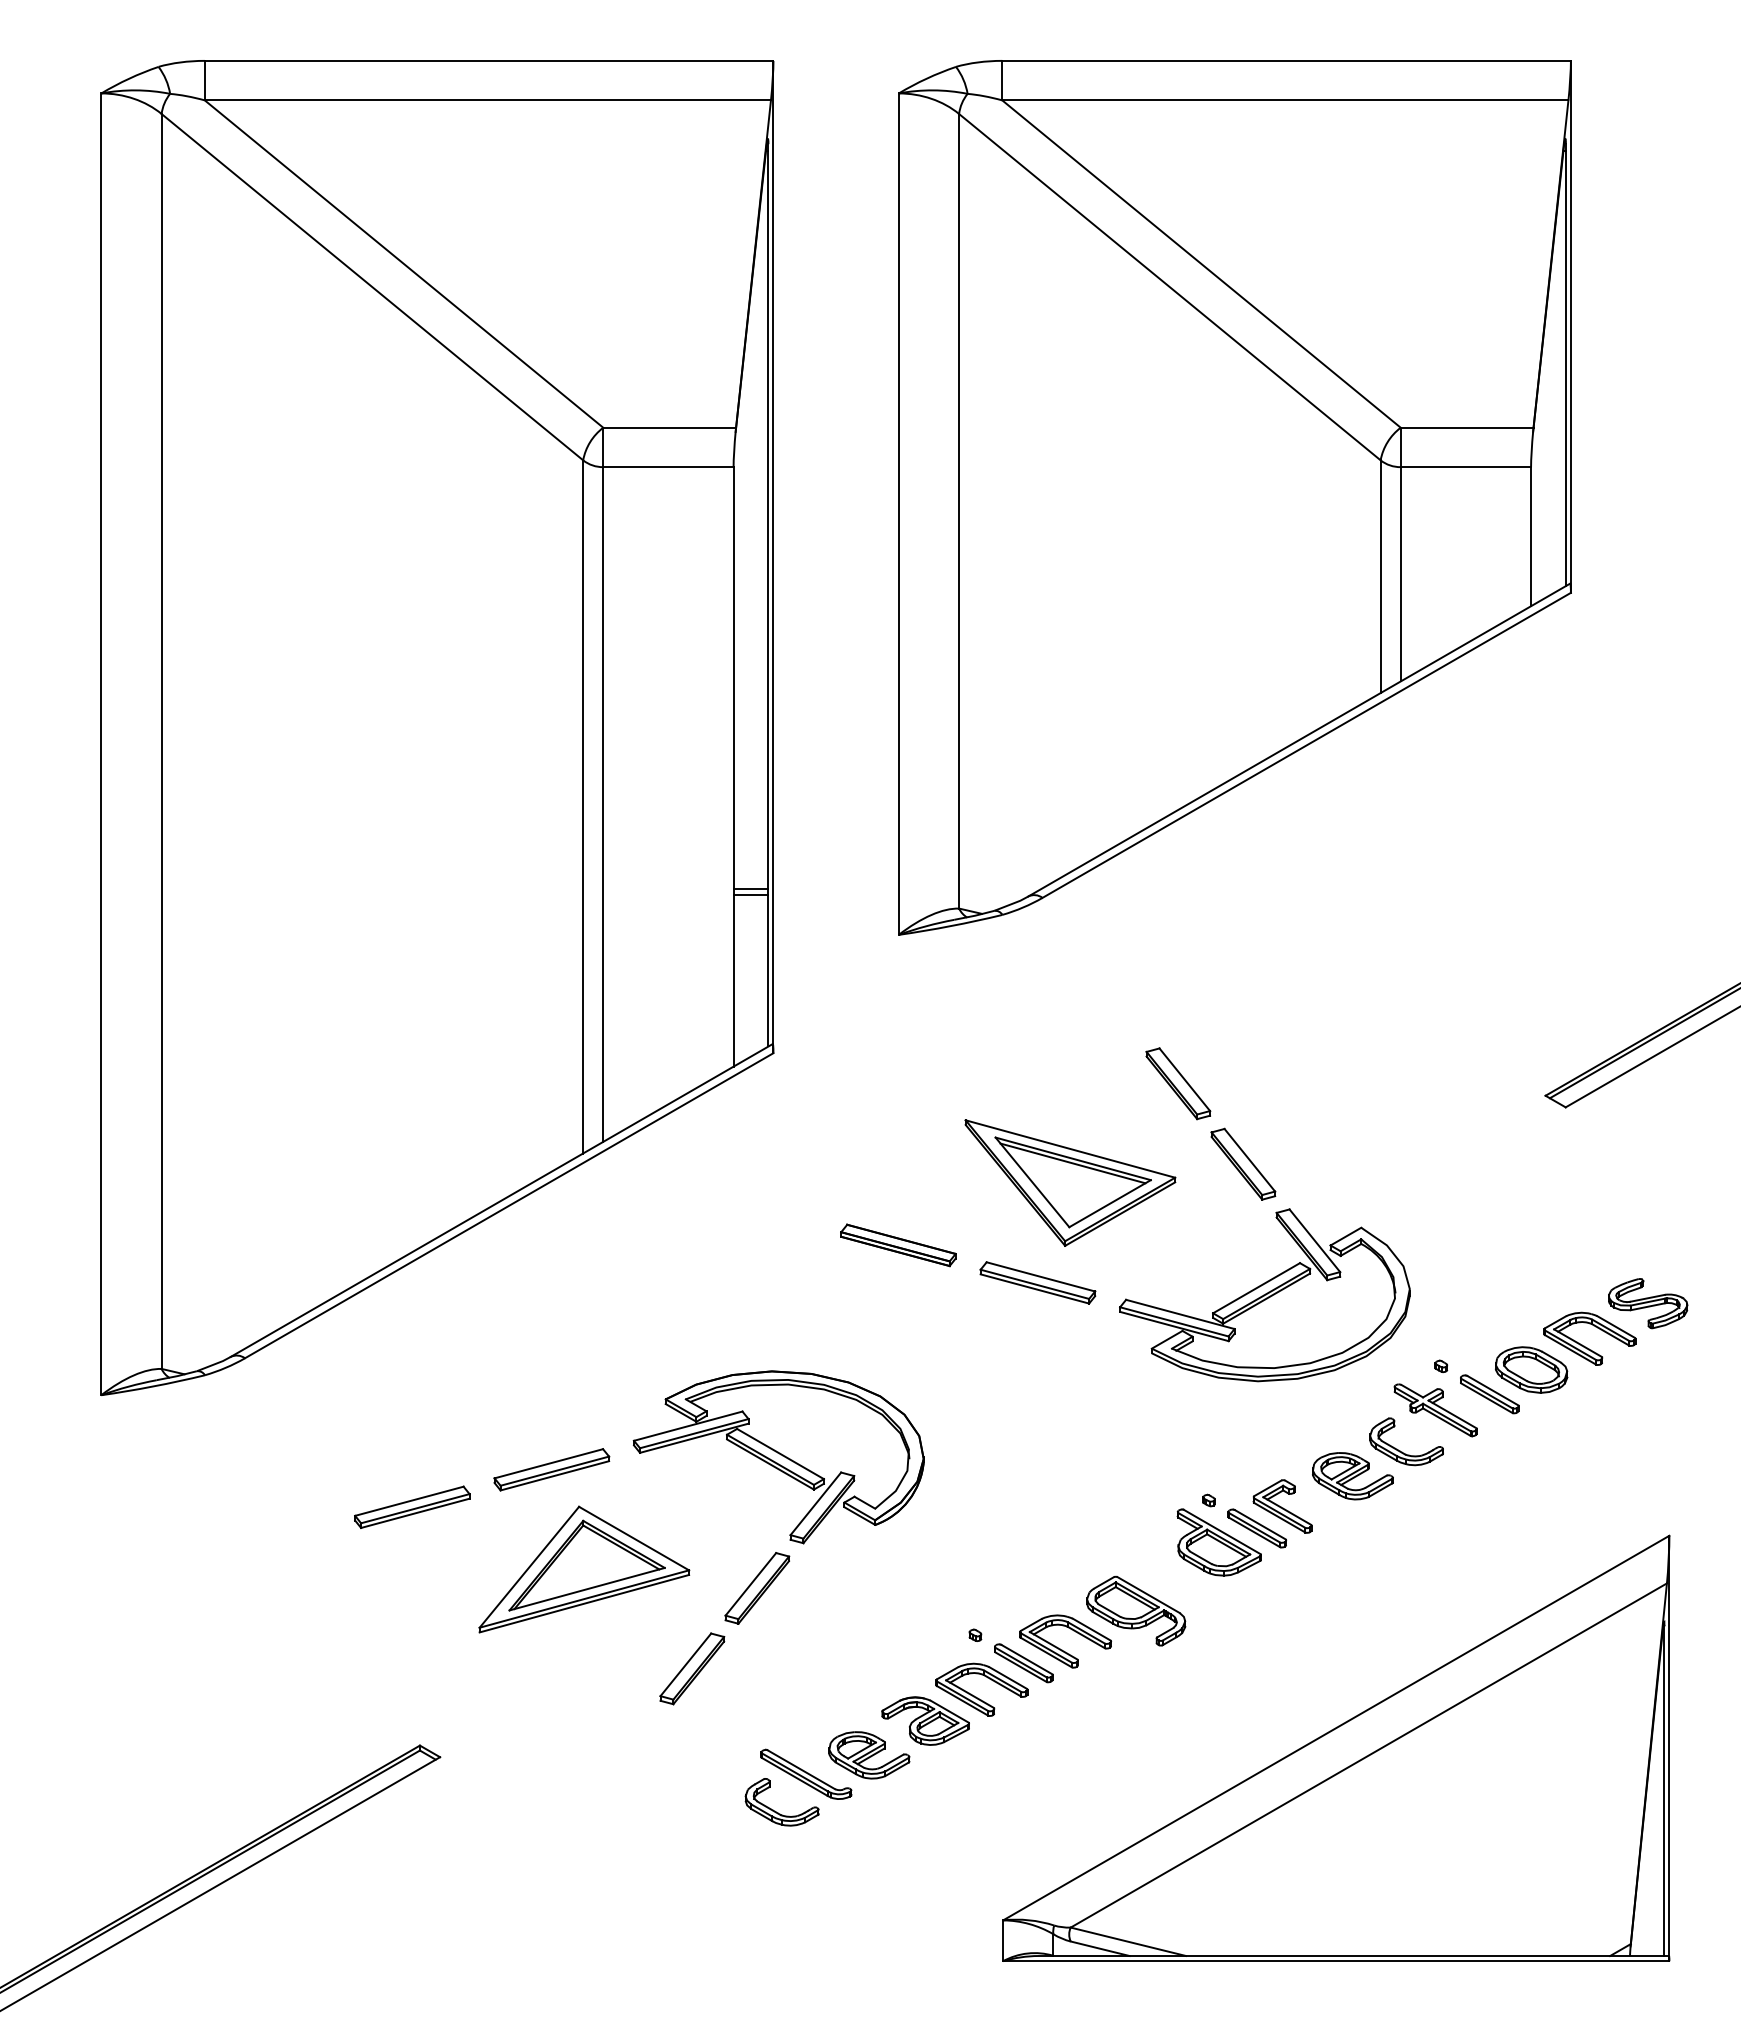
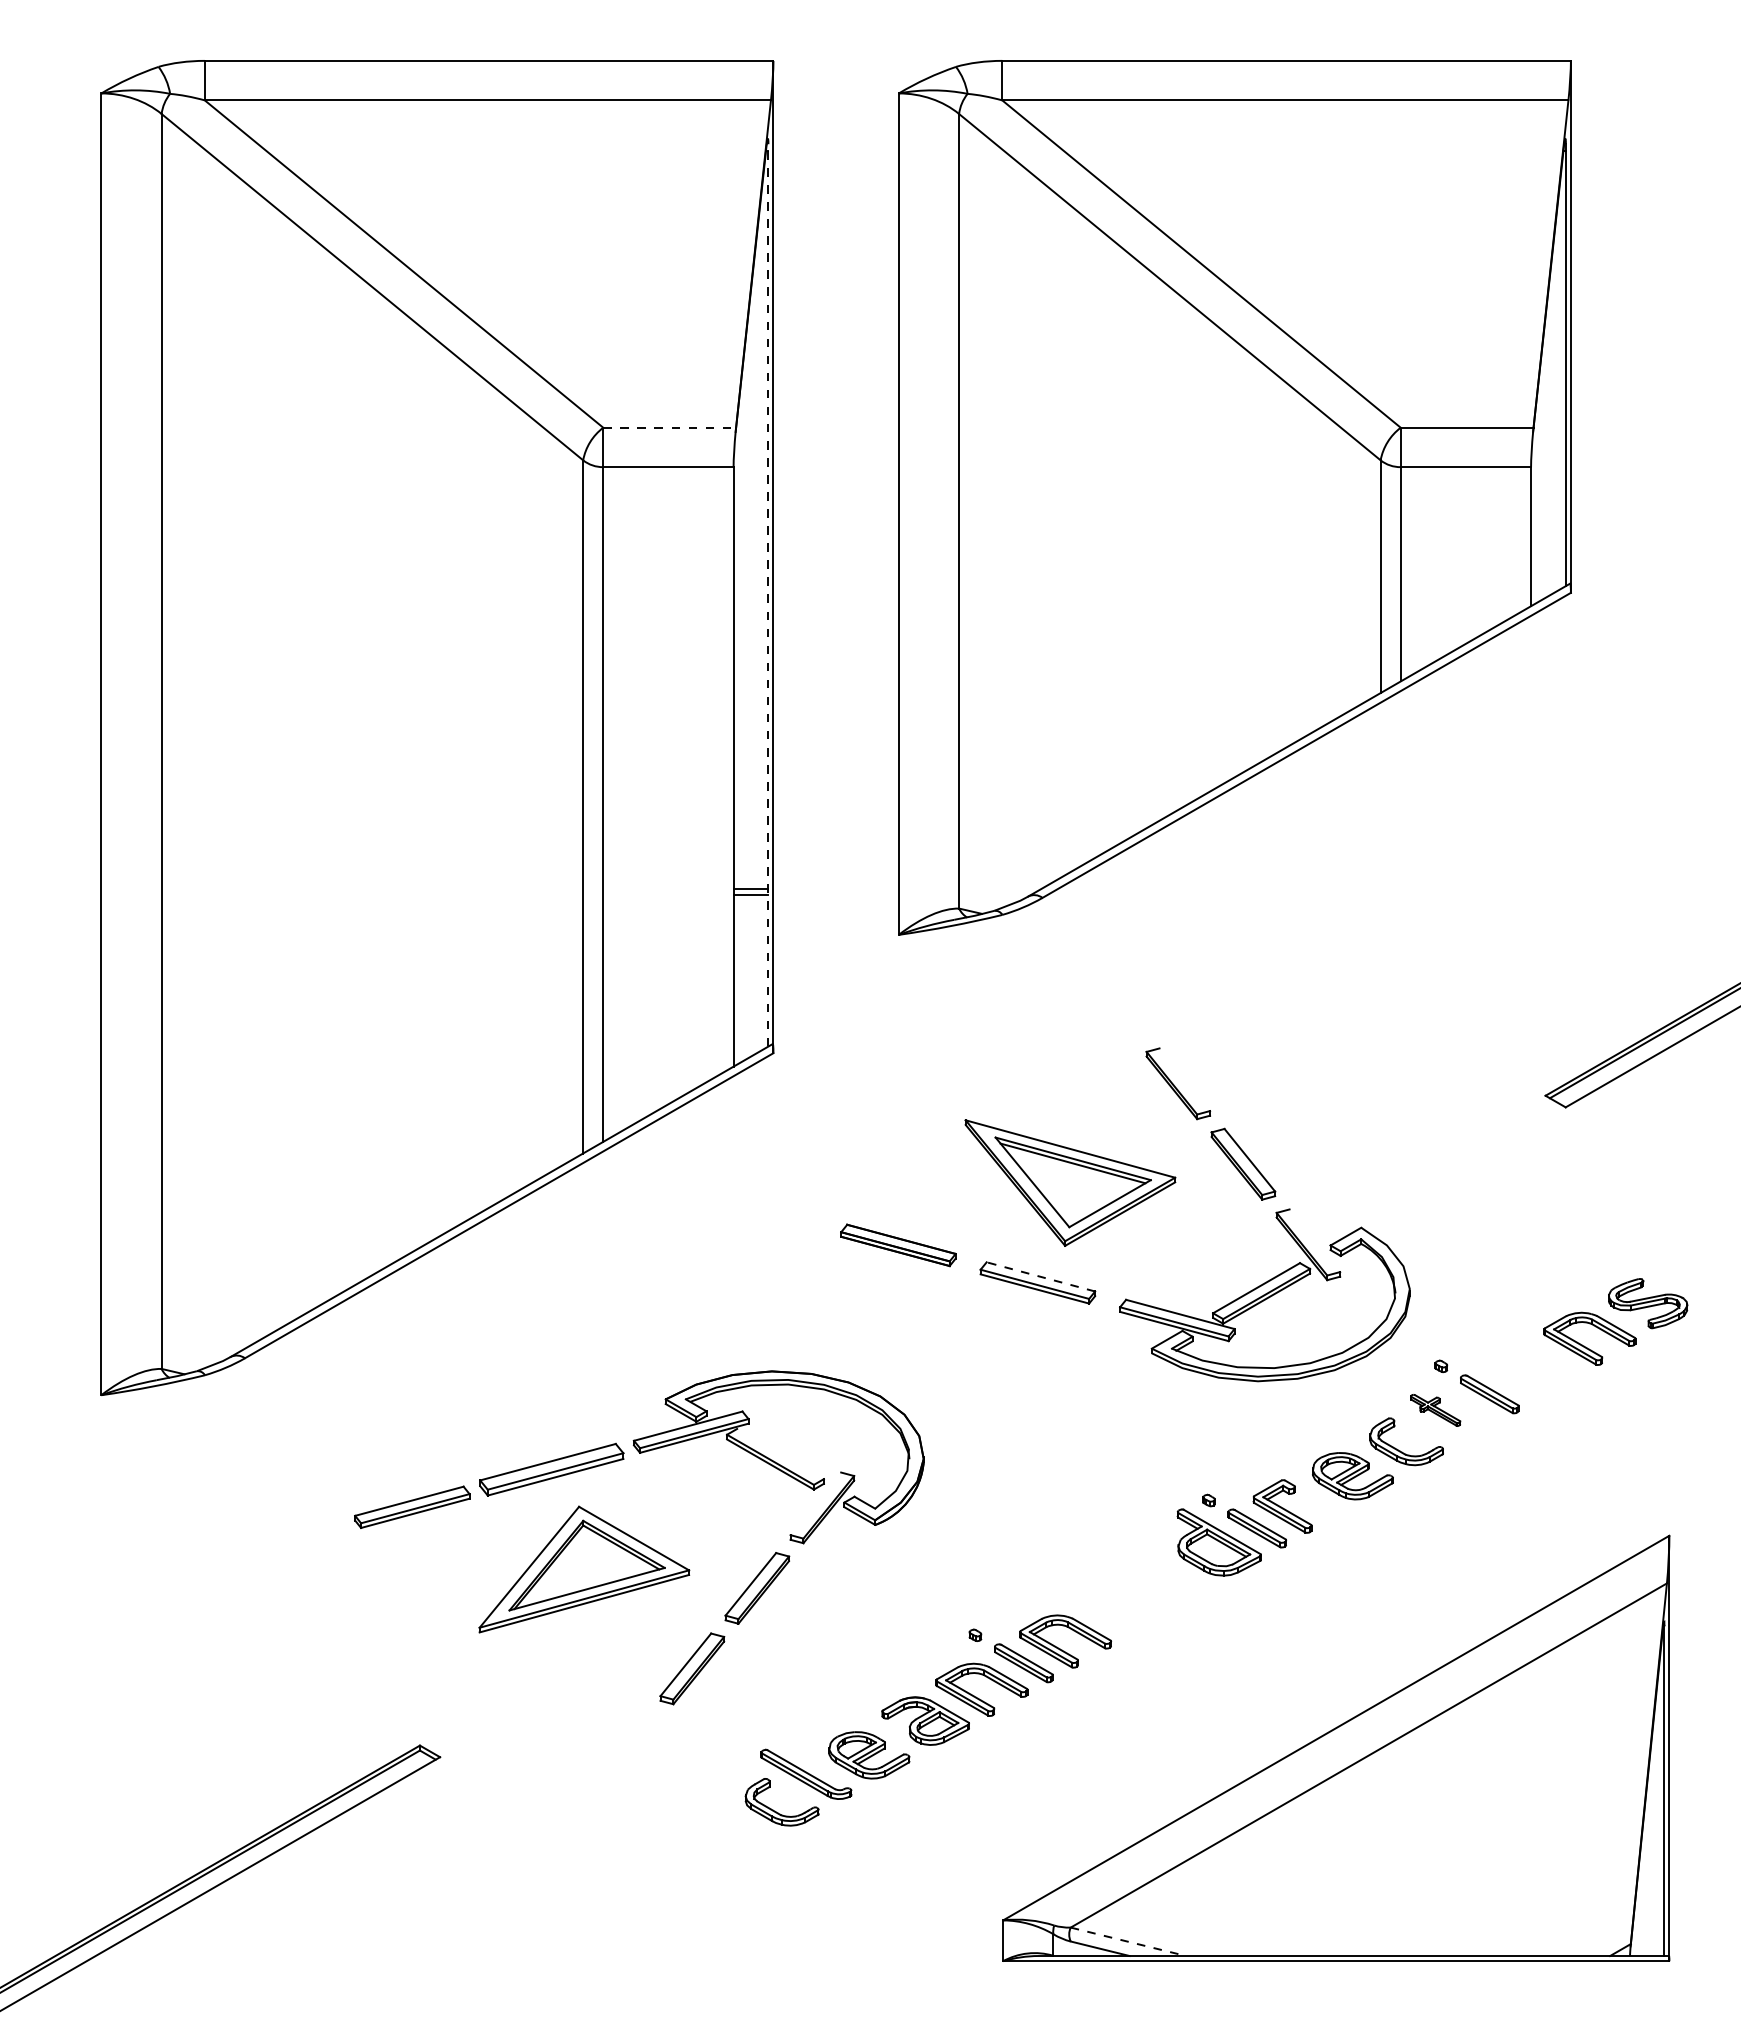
line: solid -> dashed (670, 427)
line: solid -> dashed (768, 594)
line: present -> none (1184, 1079)
line: present -> none (1314, 1240)
line: solid -> dashed (1040, 1276)
part: present -> none (1531, 1369)
part size: 85x55 px -> 52x33 px (1435, 1410)
line: present -> none (780, 1453)
part size: 118x44 px -> 146x55 px (551, 1469)
line: present -> none (815, 1503)
part: present -> none (1136, 1610)
line: solid -> dashed (1128, 1941)
